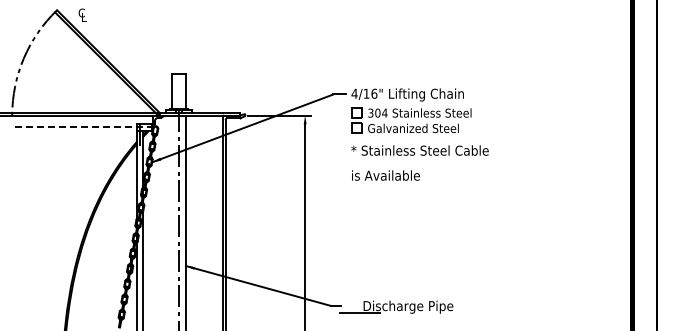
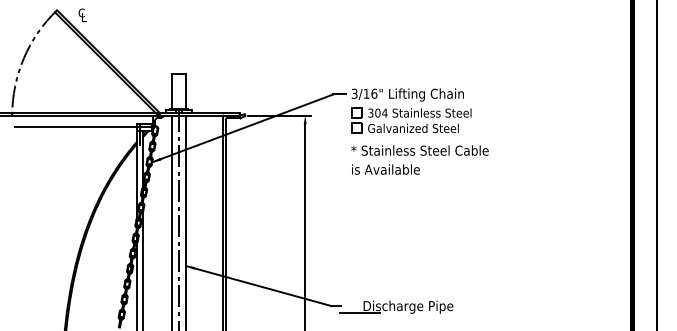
text: 4/16" -> 3/16" (354, 93)
line: dashed -> solid (83, 127)
text position: (385, 175) -> (385, 169) (385, 169)
line: none -> present (172, 221)
